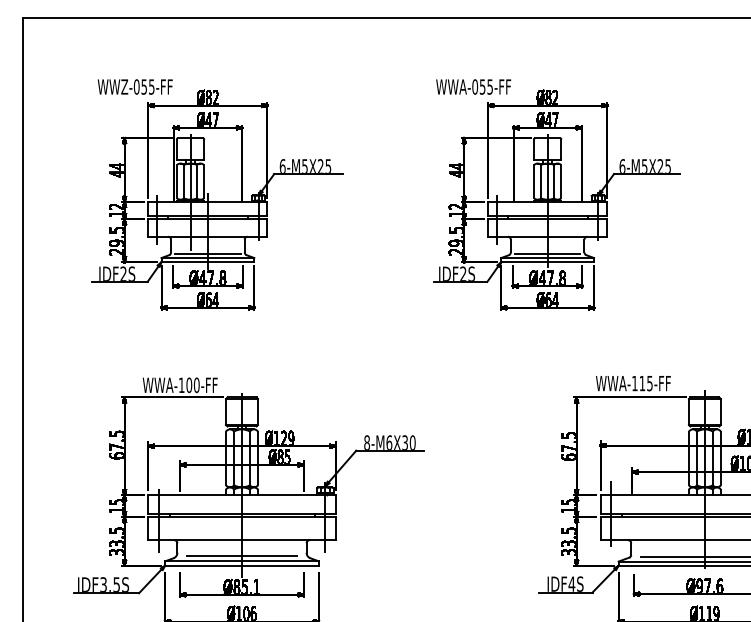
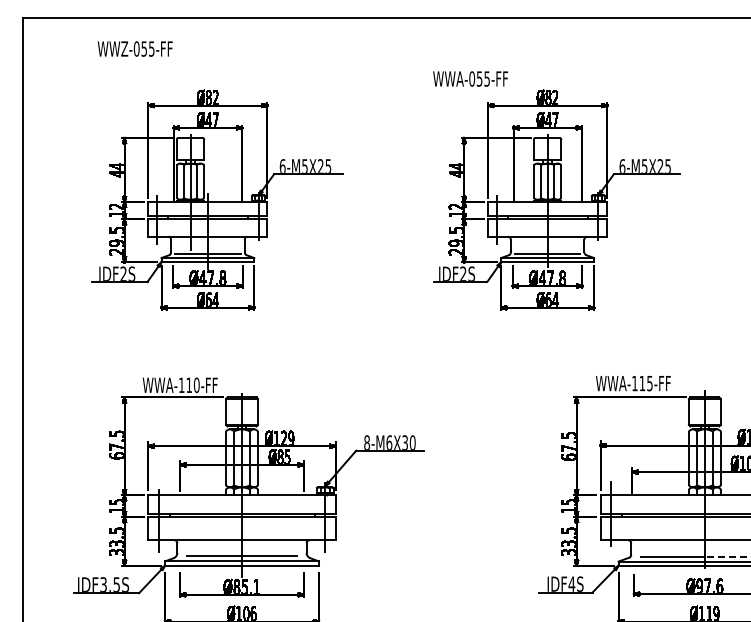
text position: (134, 86) -> (134, 48) (134, 48)
text position: (473, 86) -> (470, 78) (470, 78)
text: WWA-100-FF -> WWA-110-FF (189, 385)
line: solid -> dashed (727, 556)
